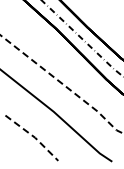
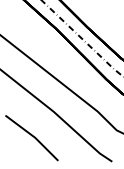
line: dashed -> solid (63, 84)
line: dashed -> solid (33, 136)
